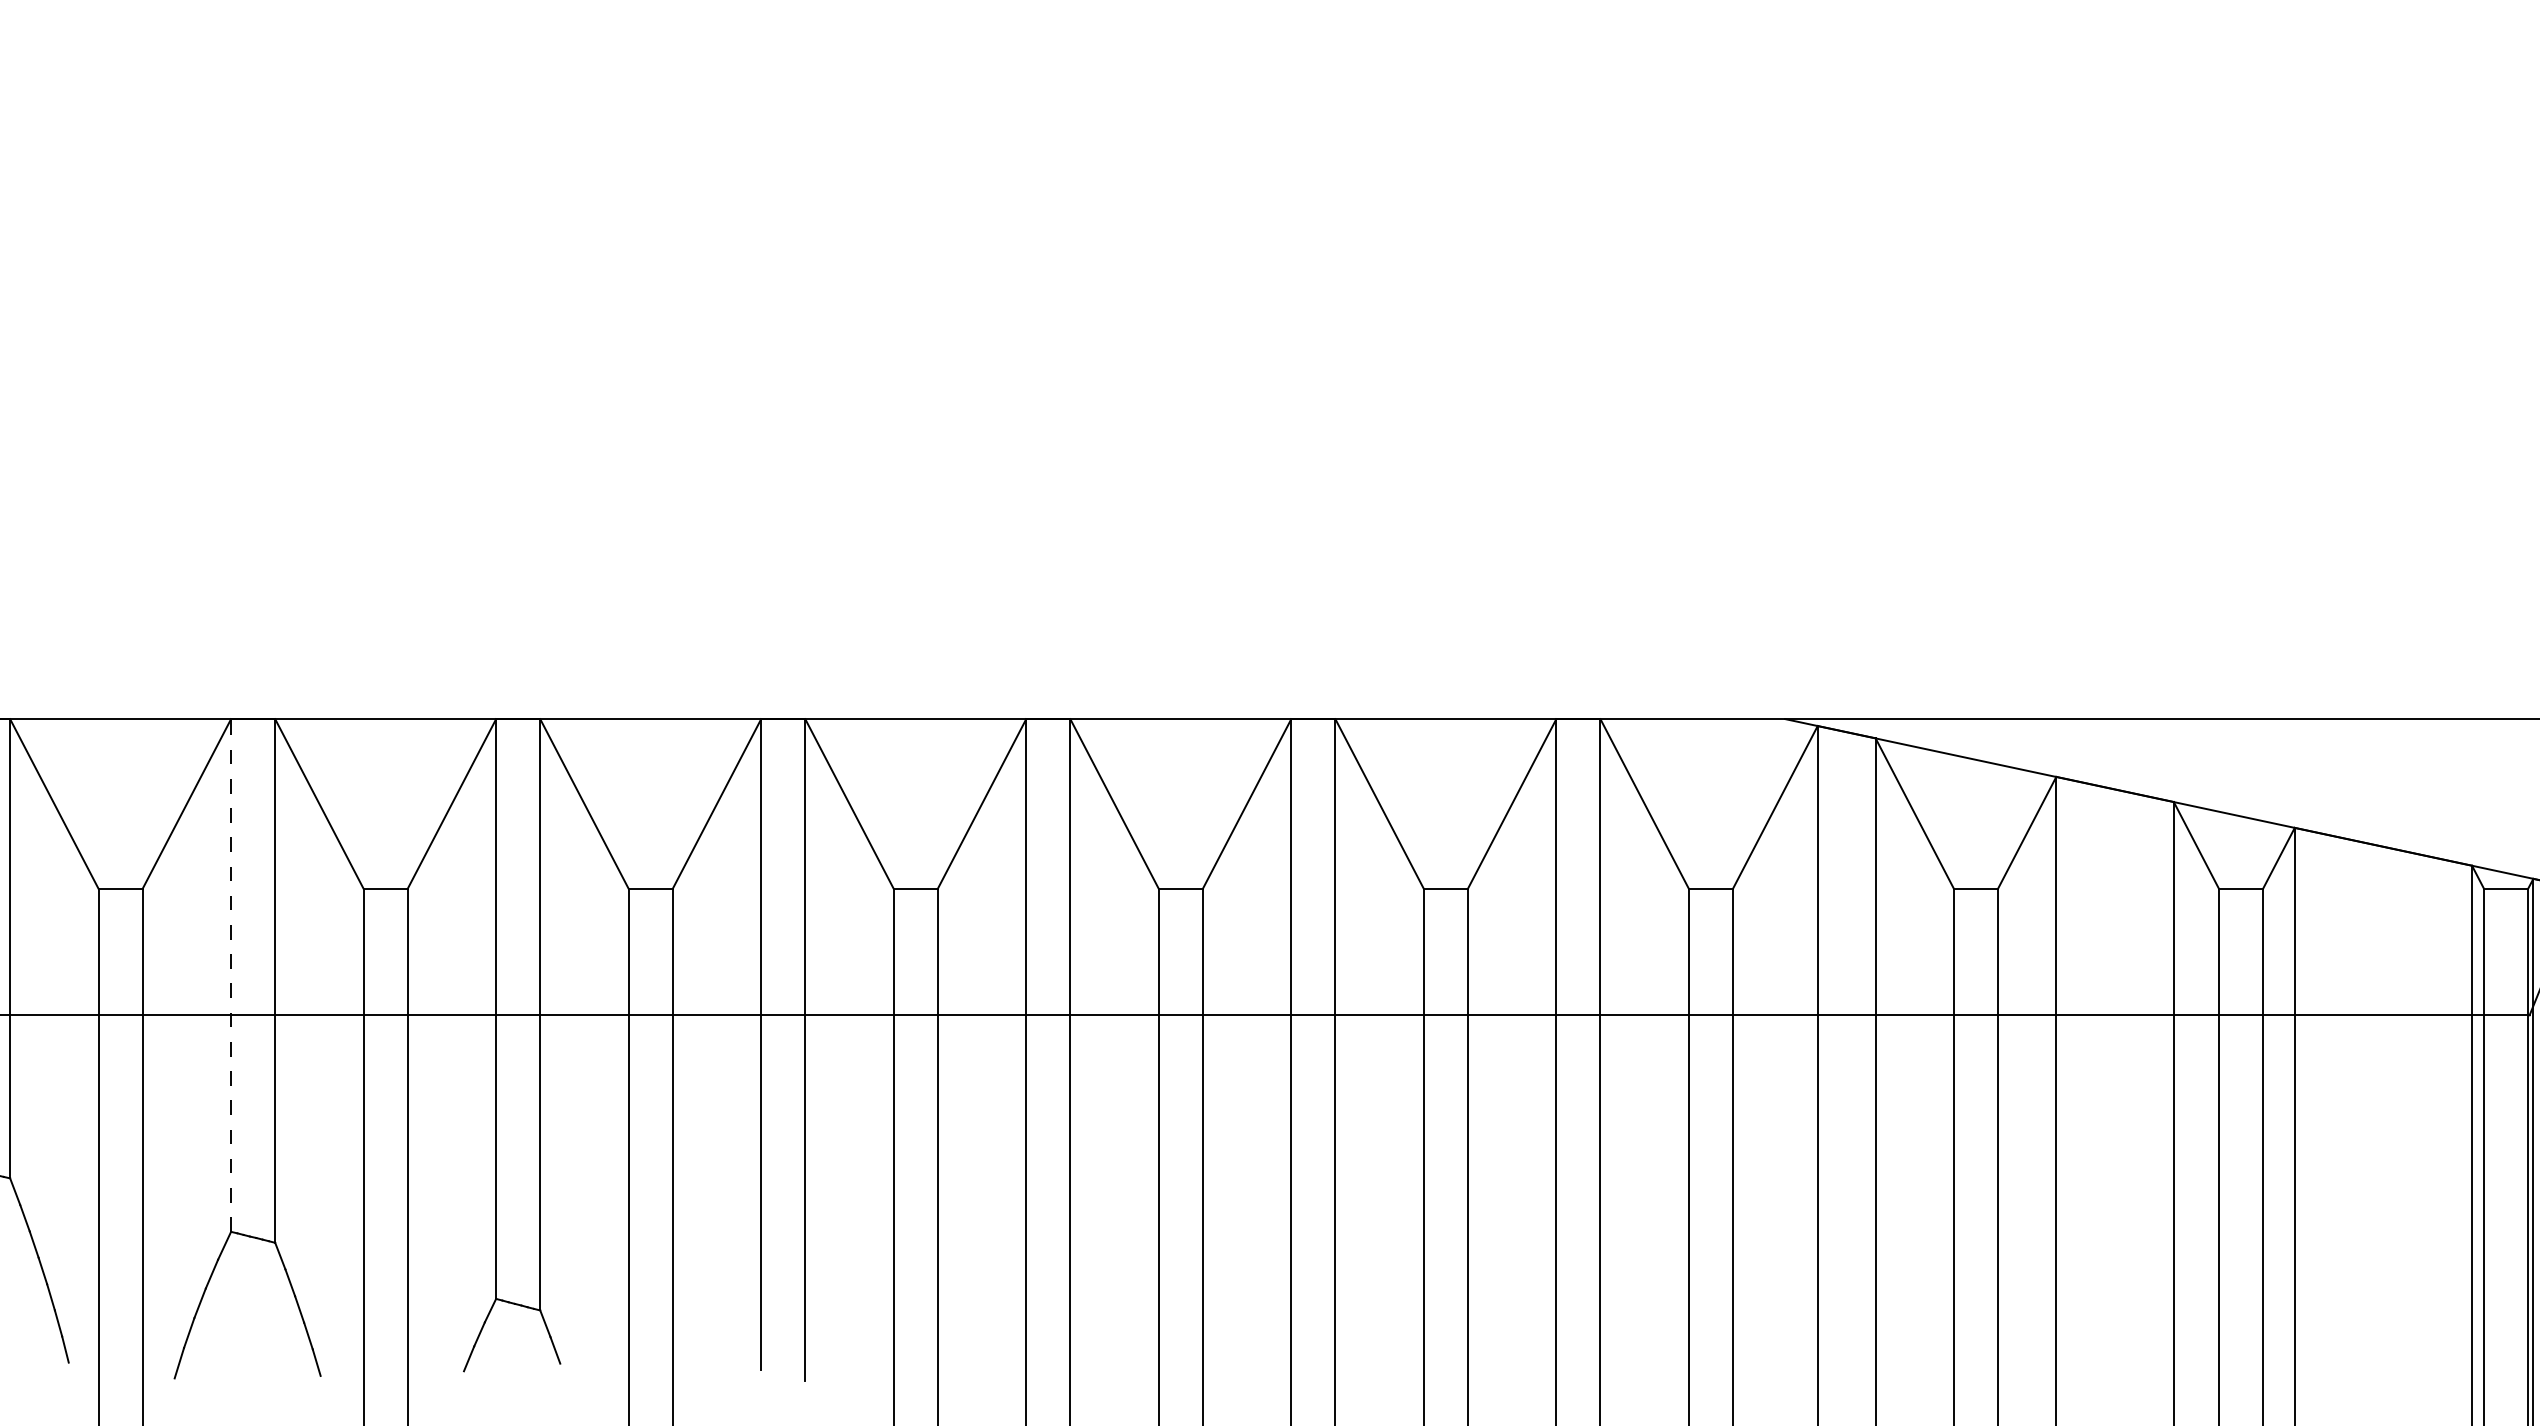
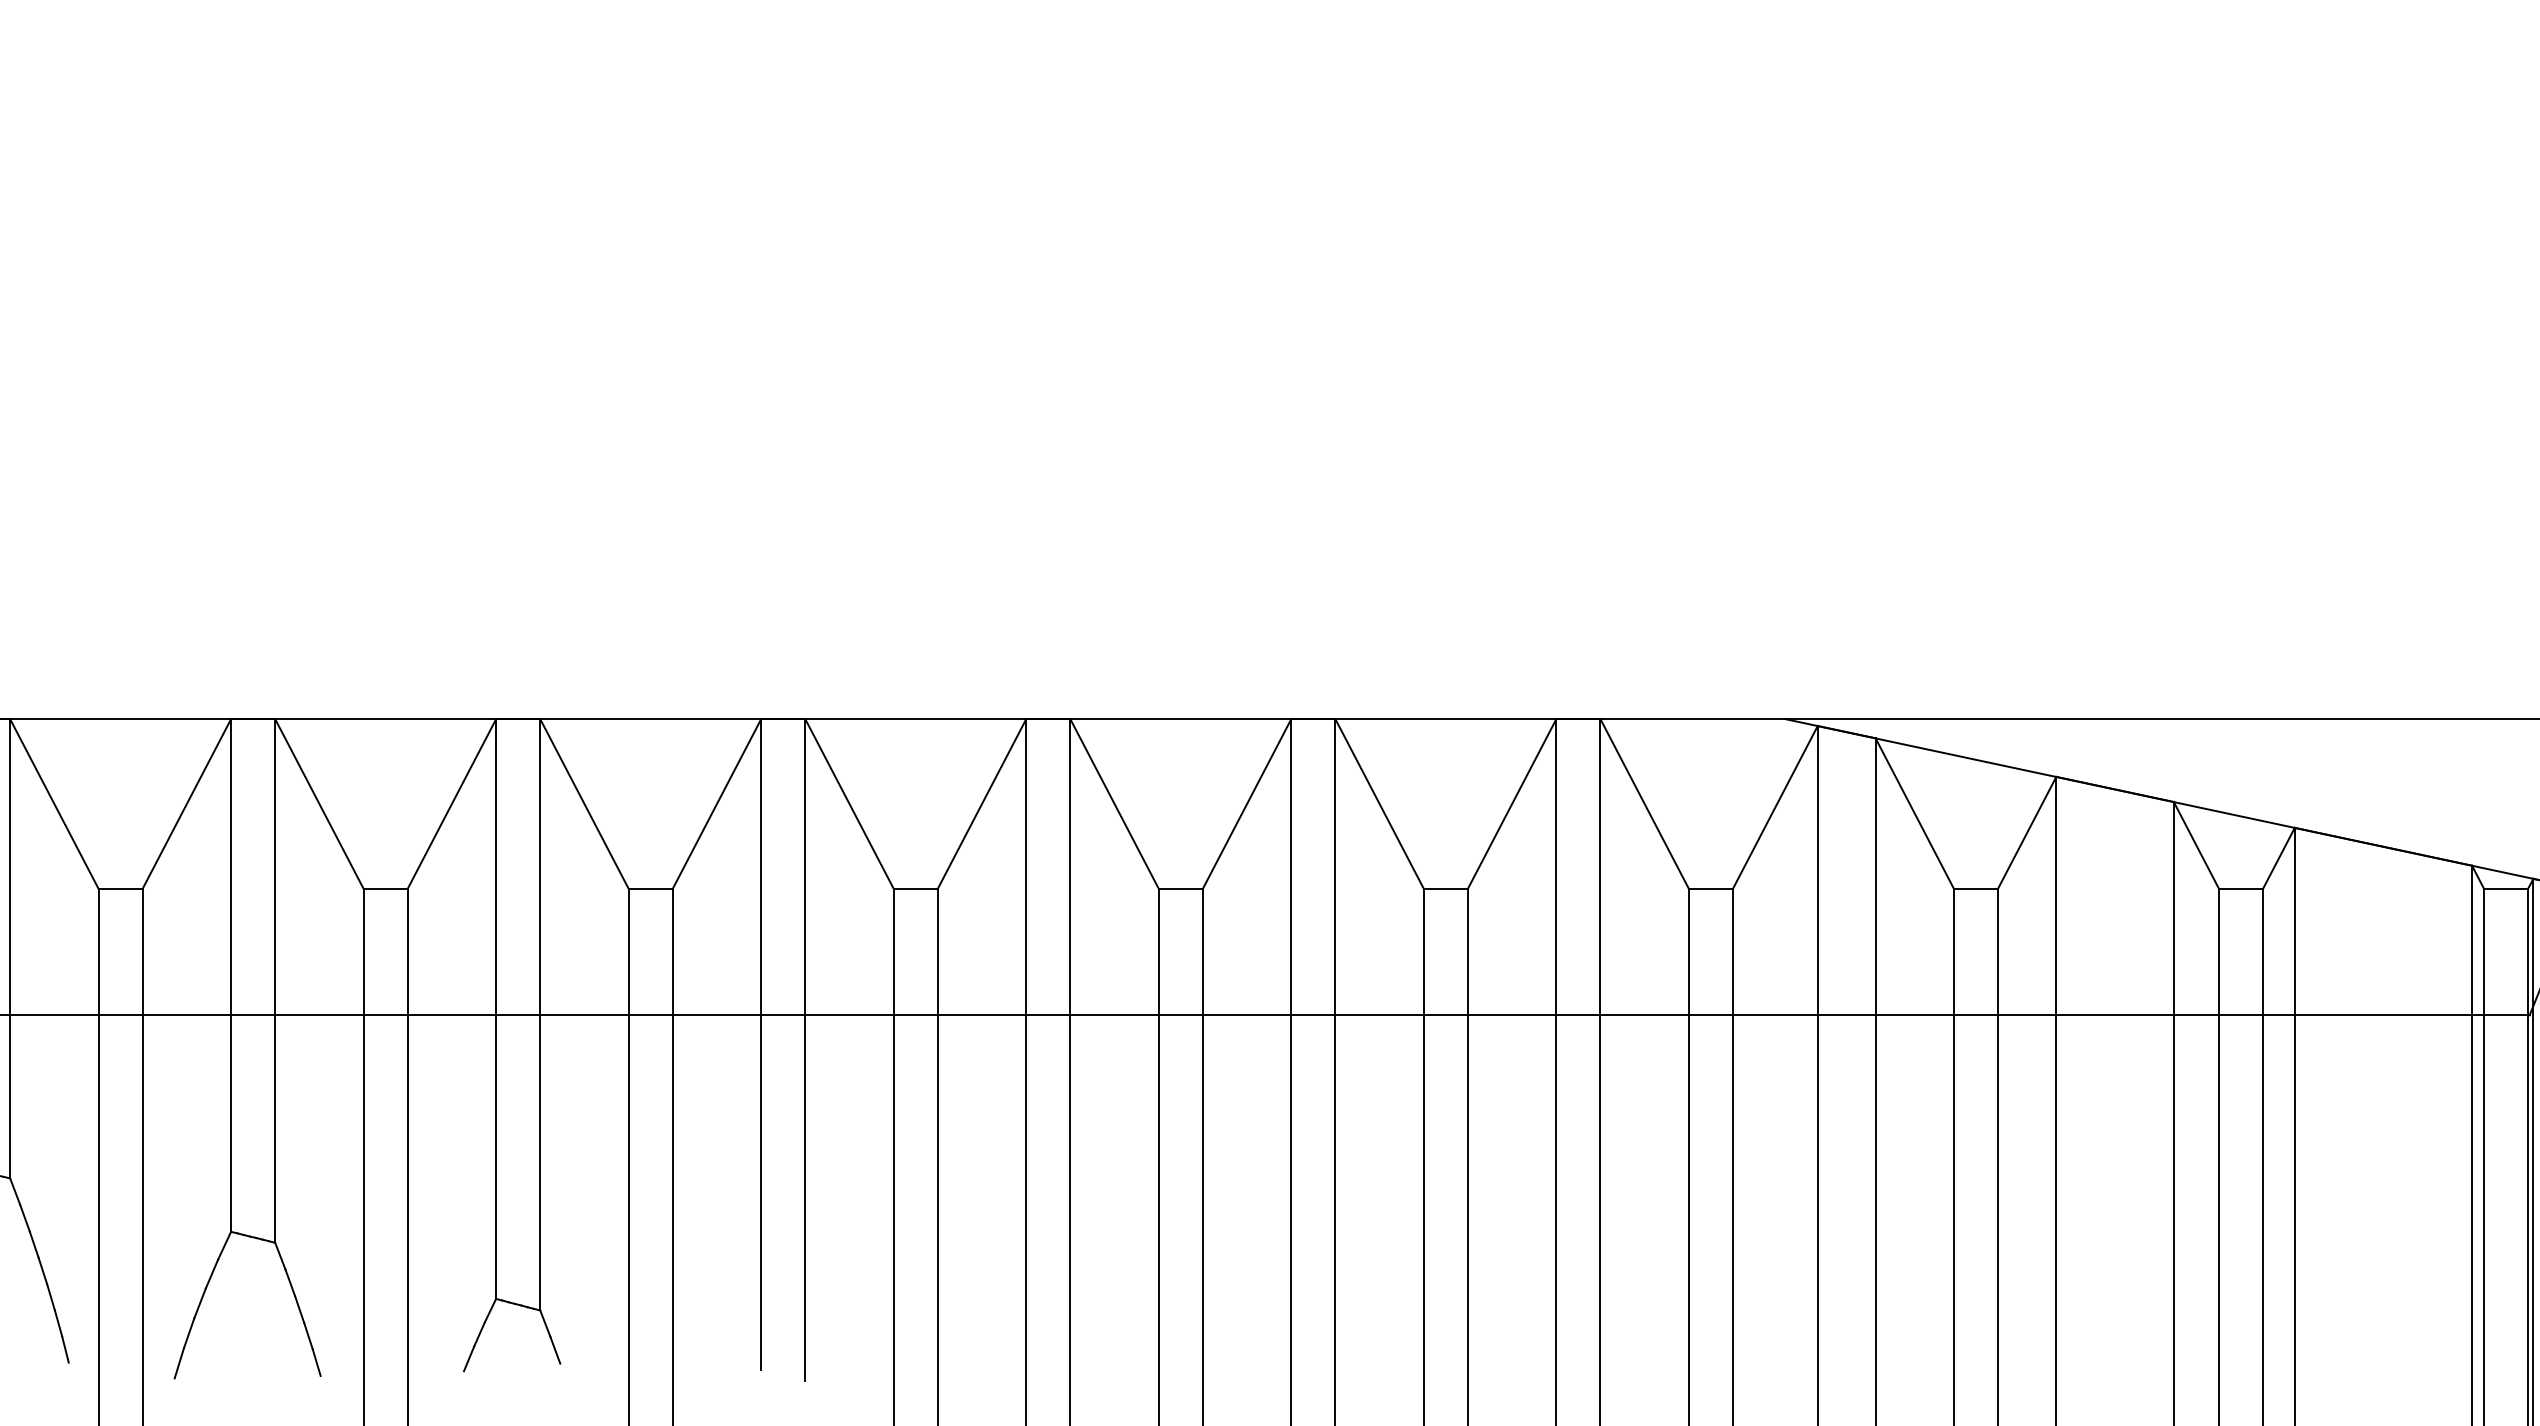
line: dashed -> solid (231, 975)
